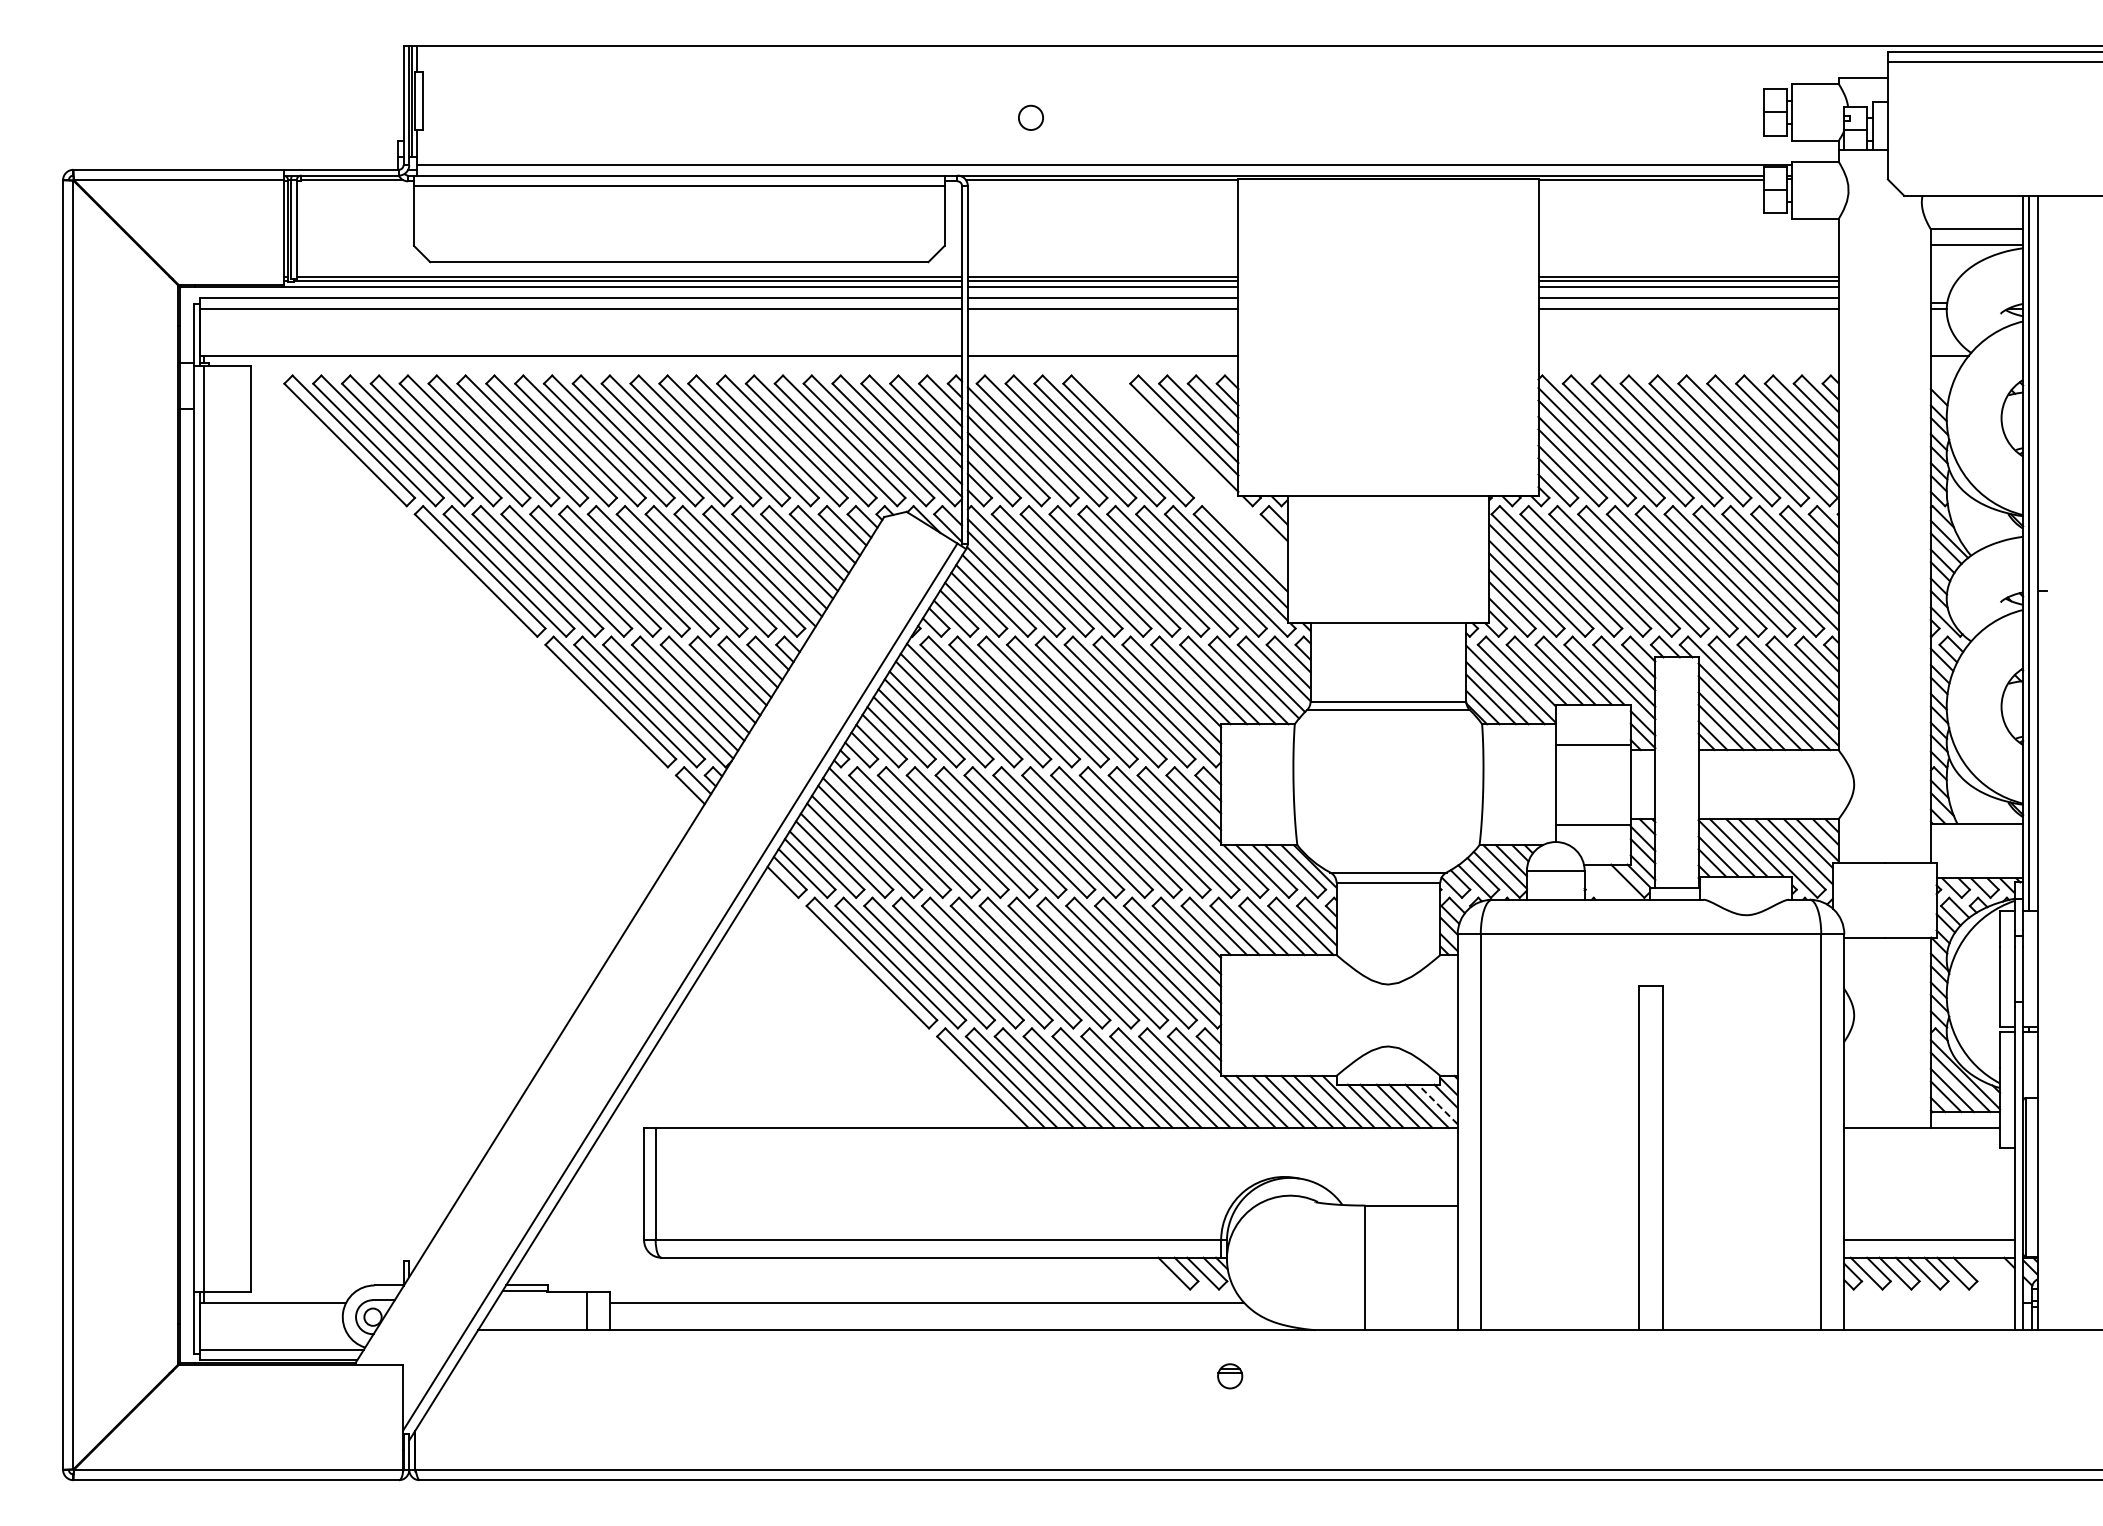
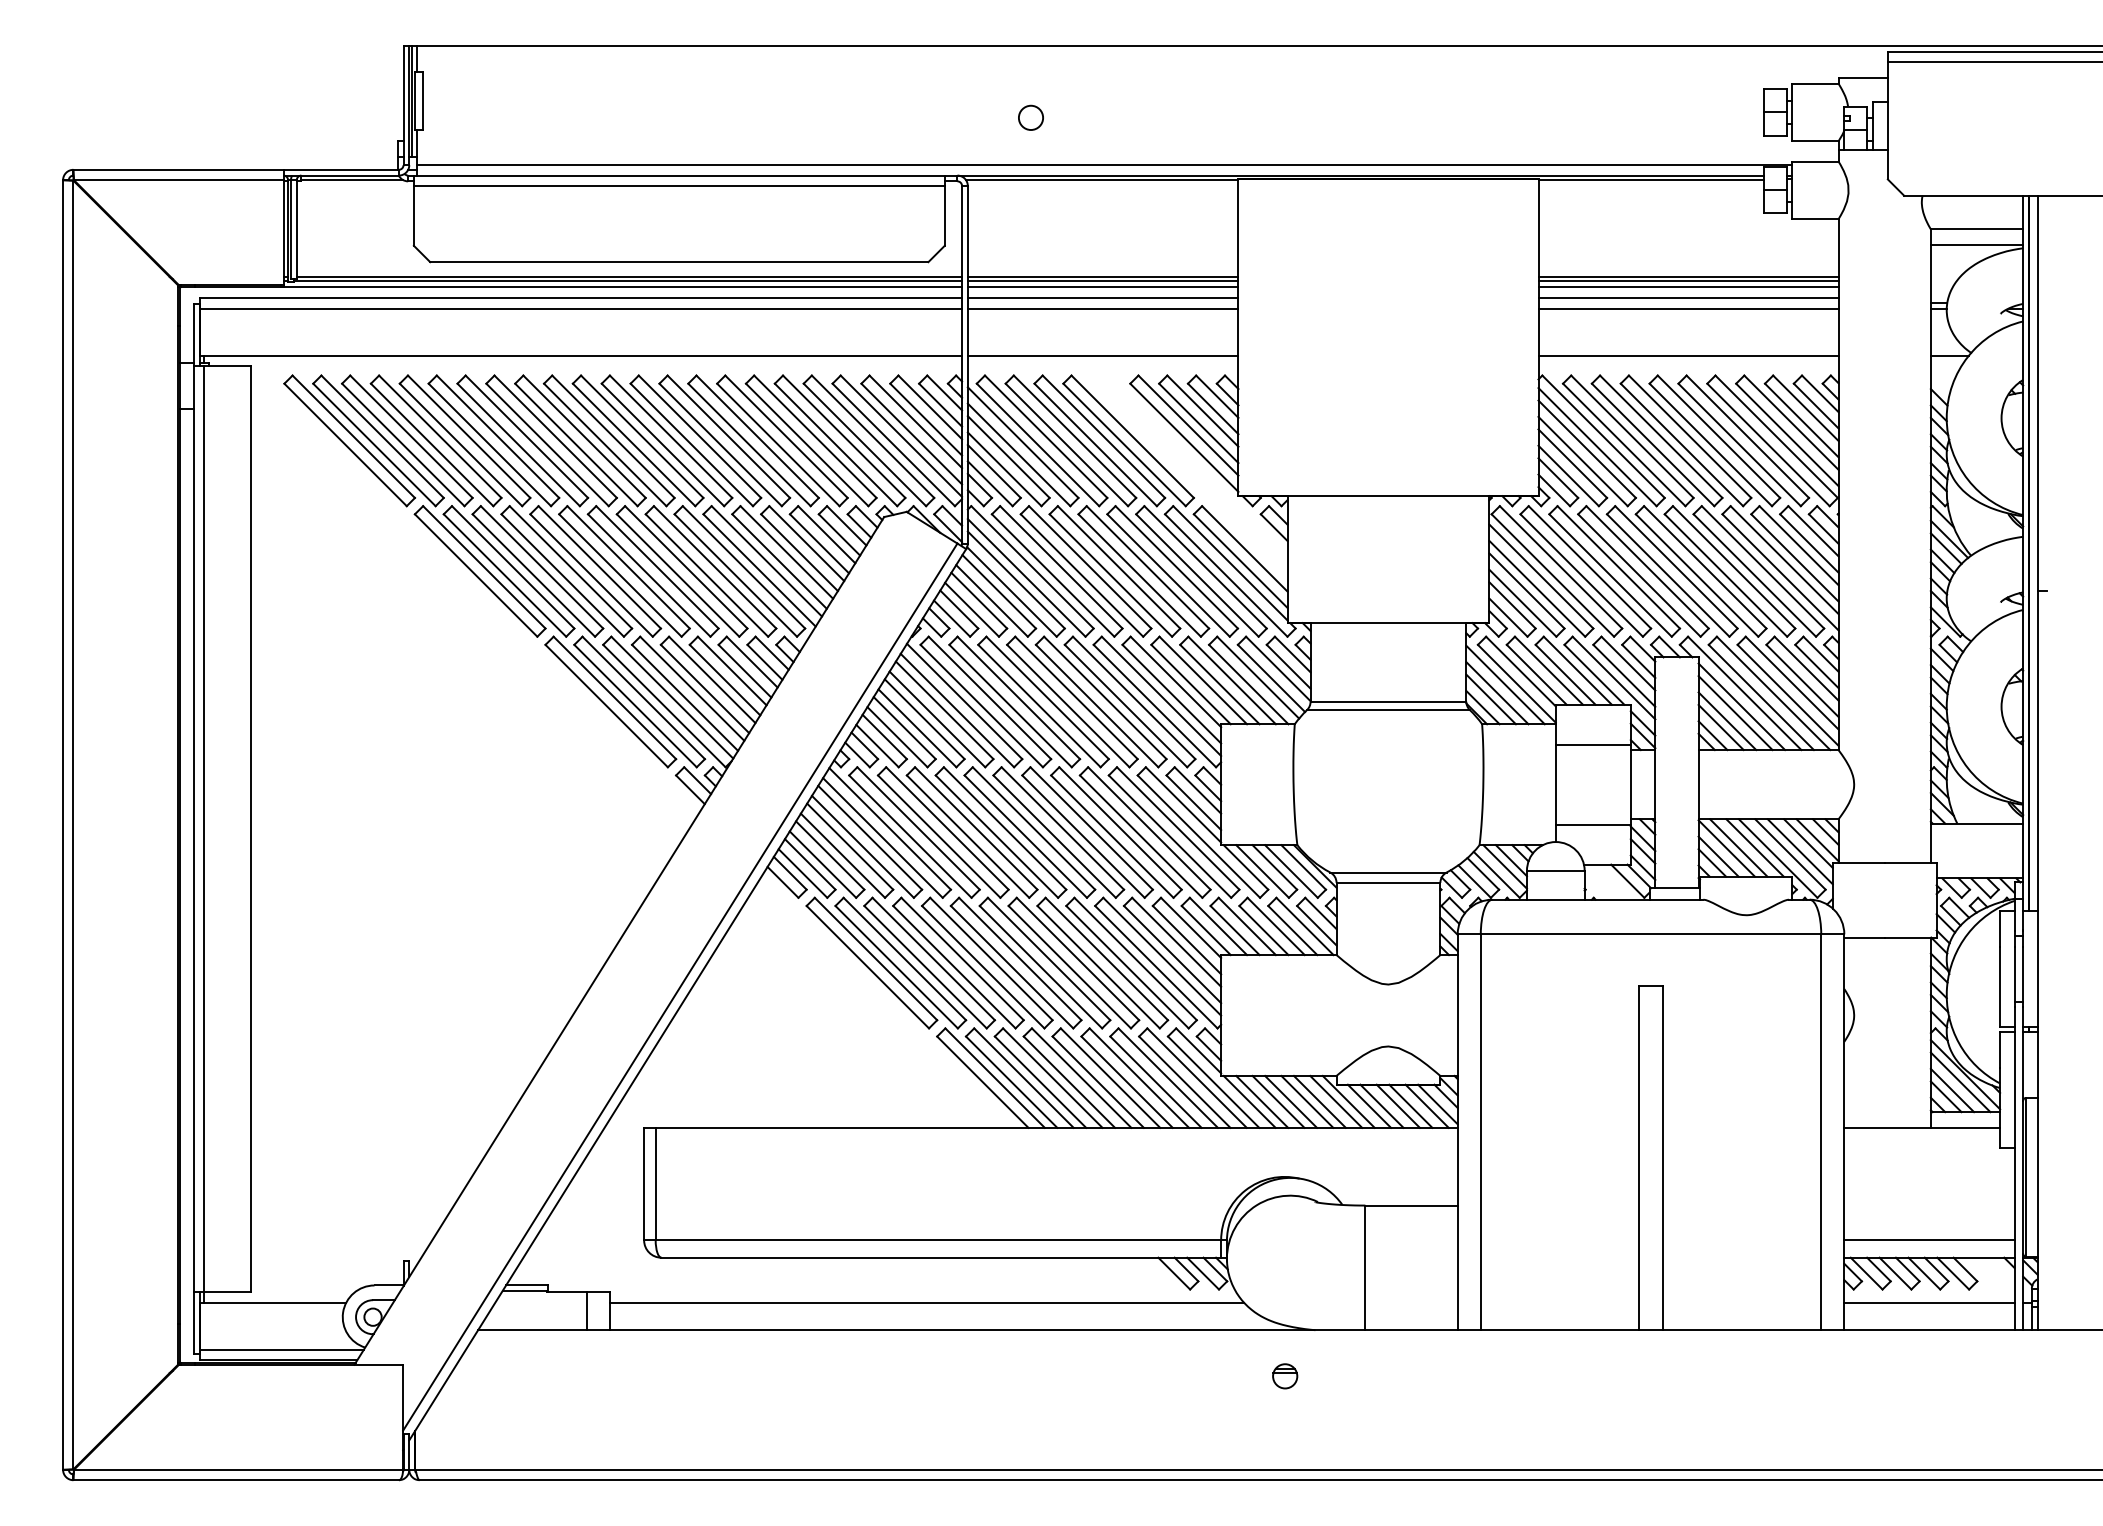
line: none -> present (1688, 355)
line: dashed -> solid (1437, 1104)
line: none -> present (1929, 1302)
part position: (1230, 1376) -> (1285, 1376) (1285, 1376)
